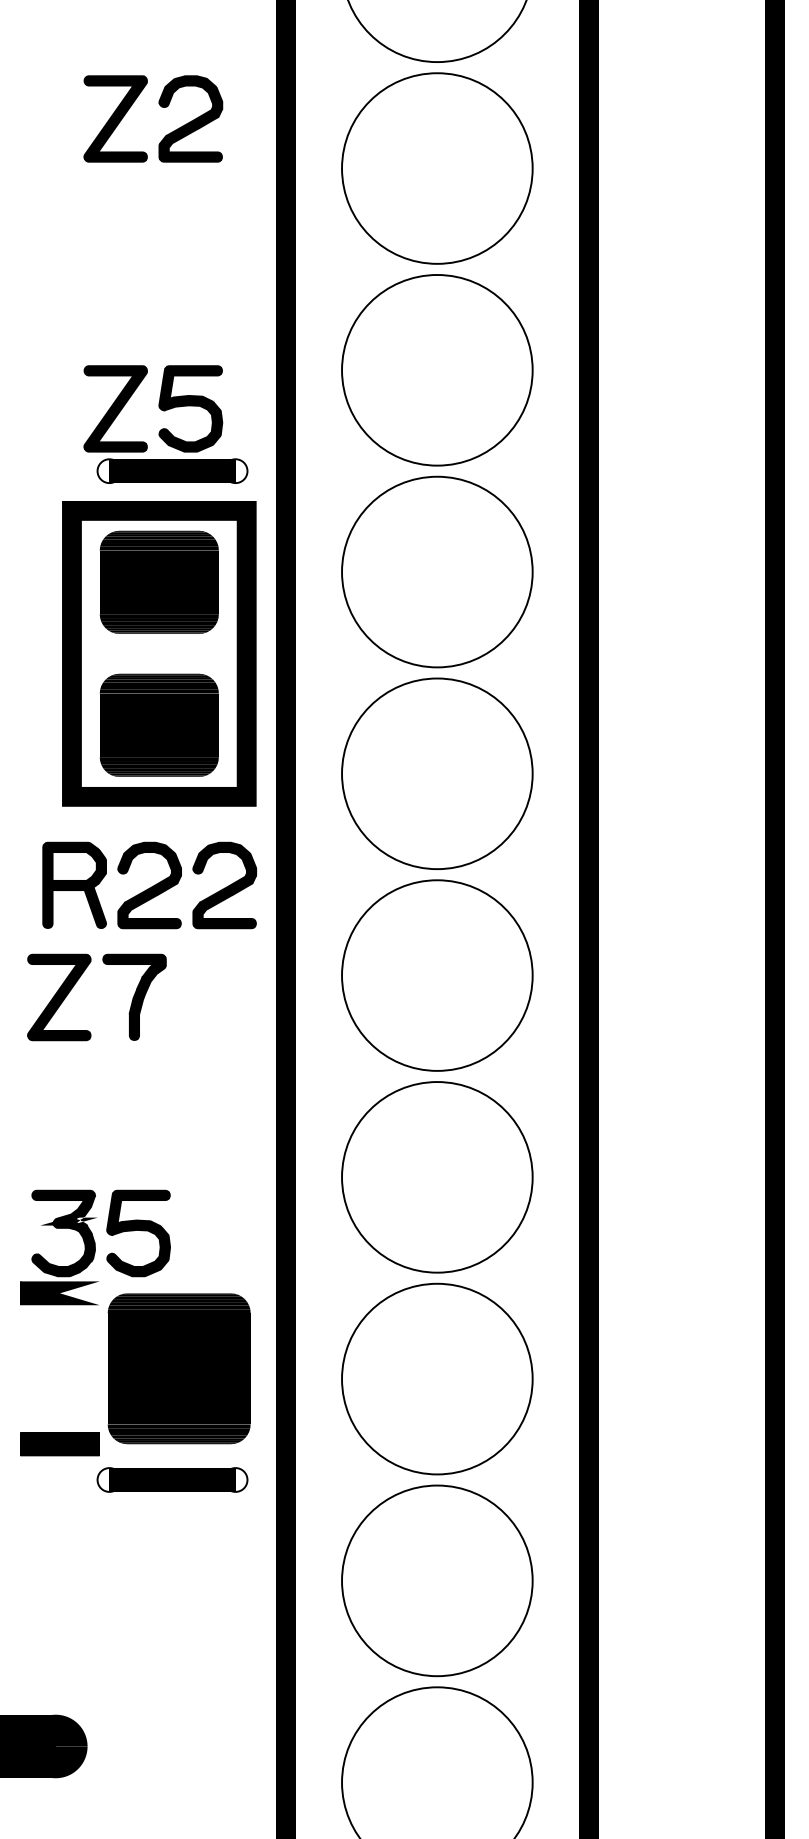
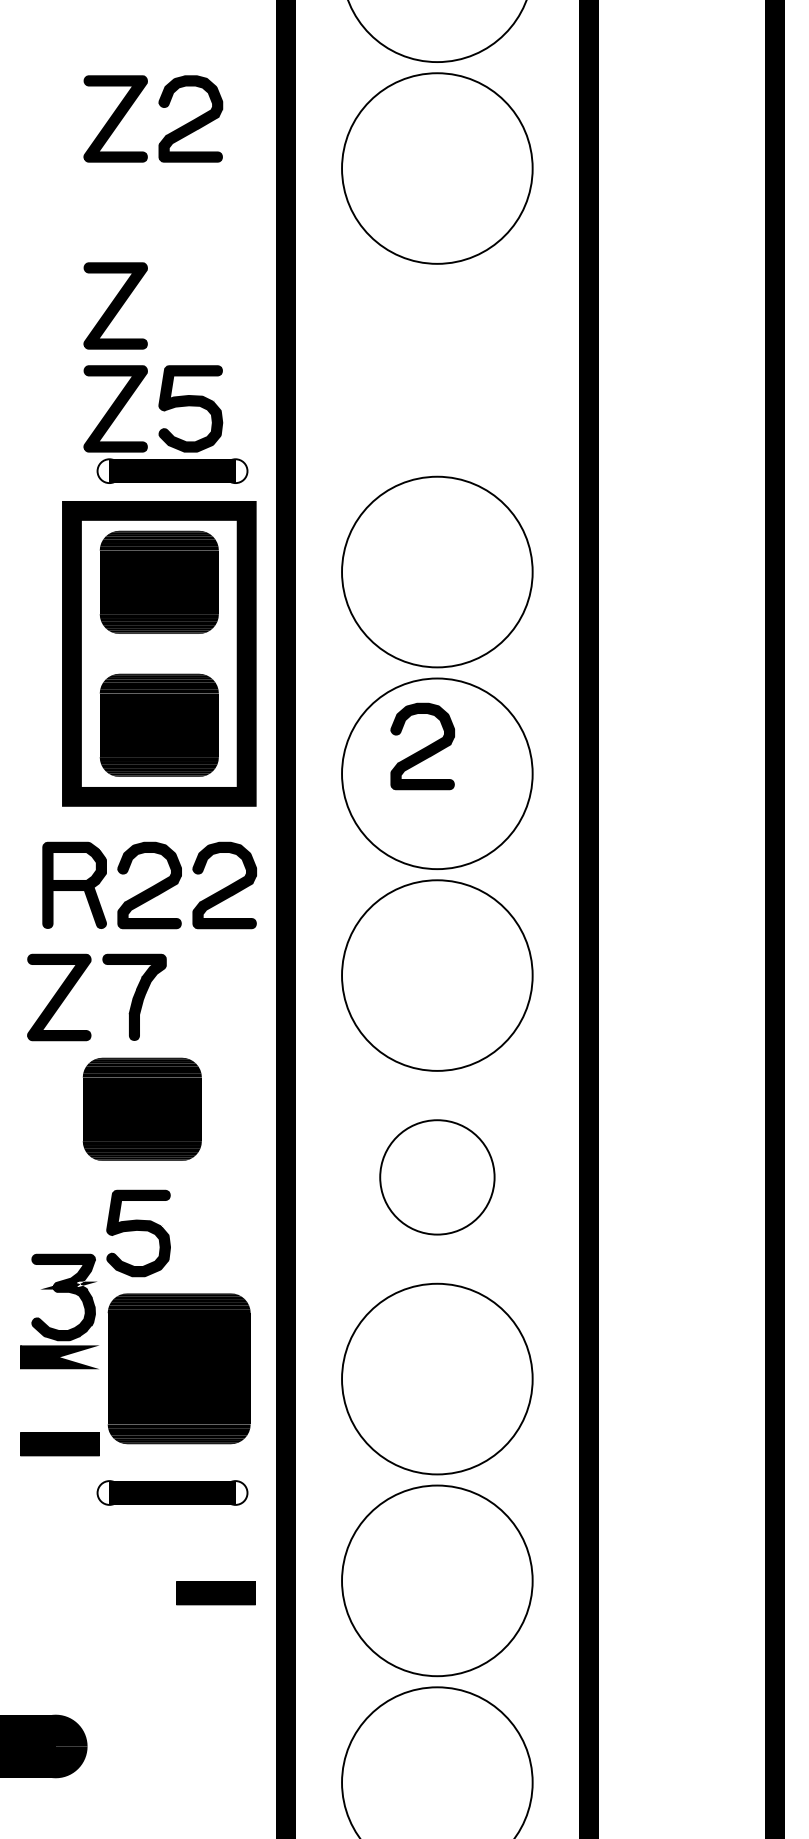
part: none -> present (115, 305)
part: present -> none (437, 370)
part: none -> present (422, 746)
part: none -> present (141, 1108)
part size: 193x193 px -> 117x117 px (437, 1177)
part position: (54, 1264) -> (54, 1328) (54, 1328)
part position: (172, 1479) -> (172, 1492) (172, 1492)
part: none -> present (215, 1593)
